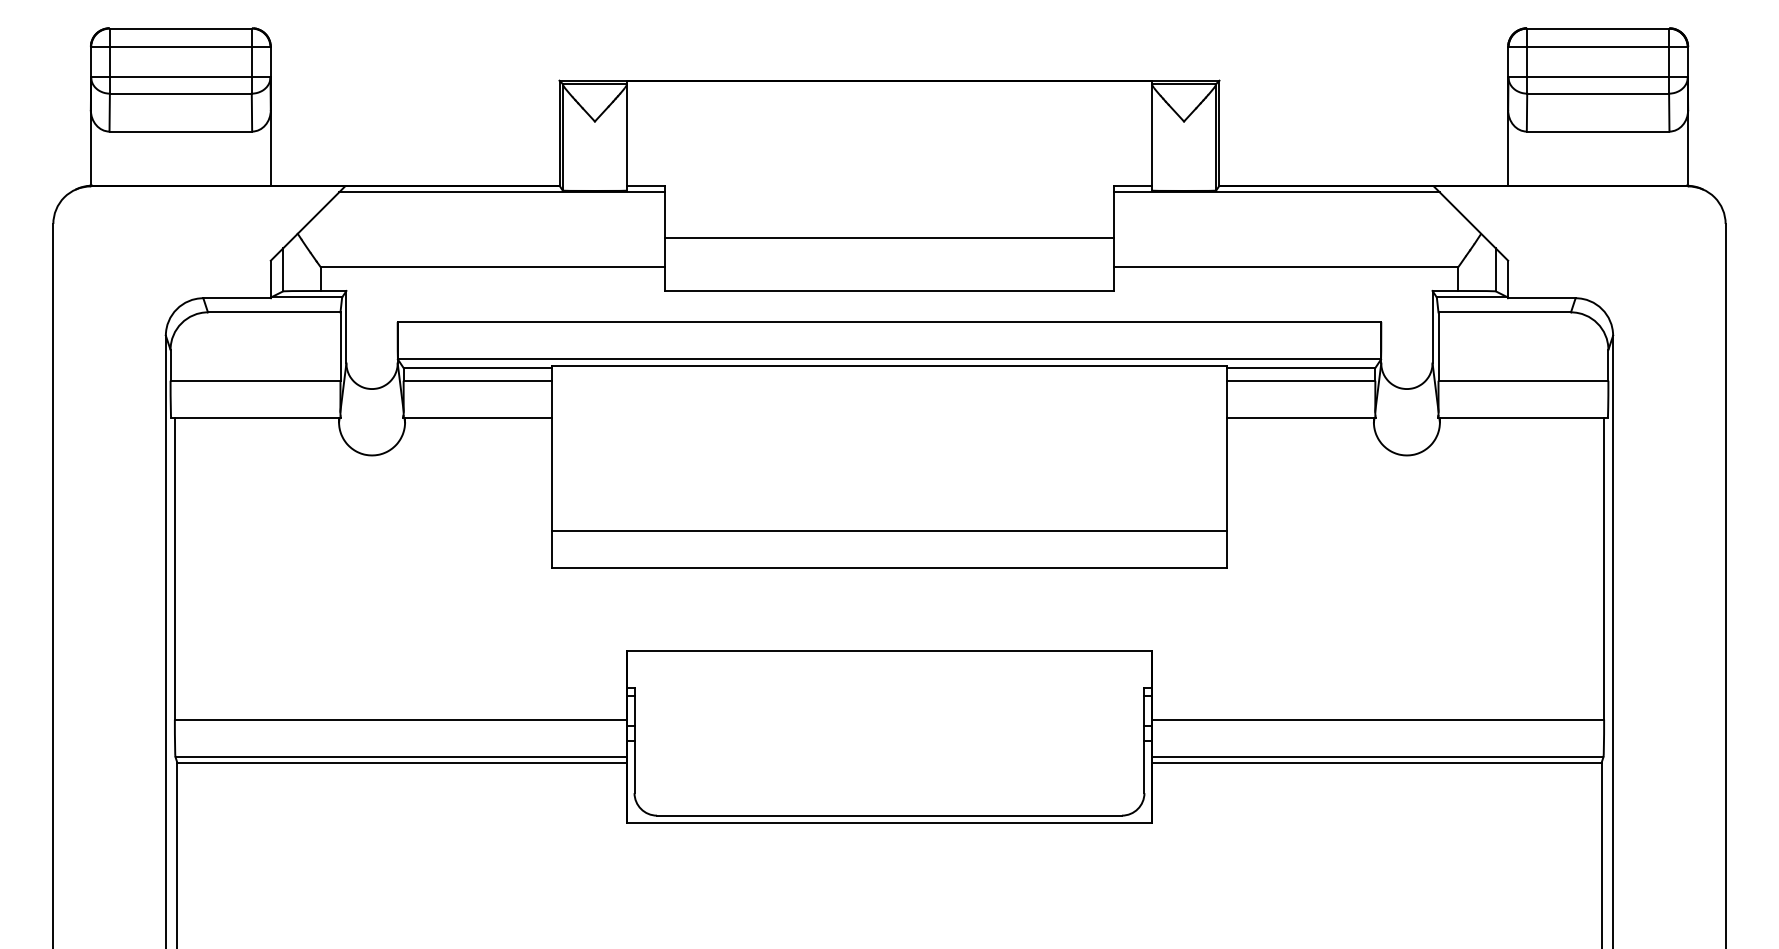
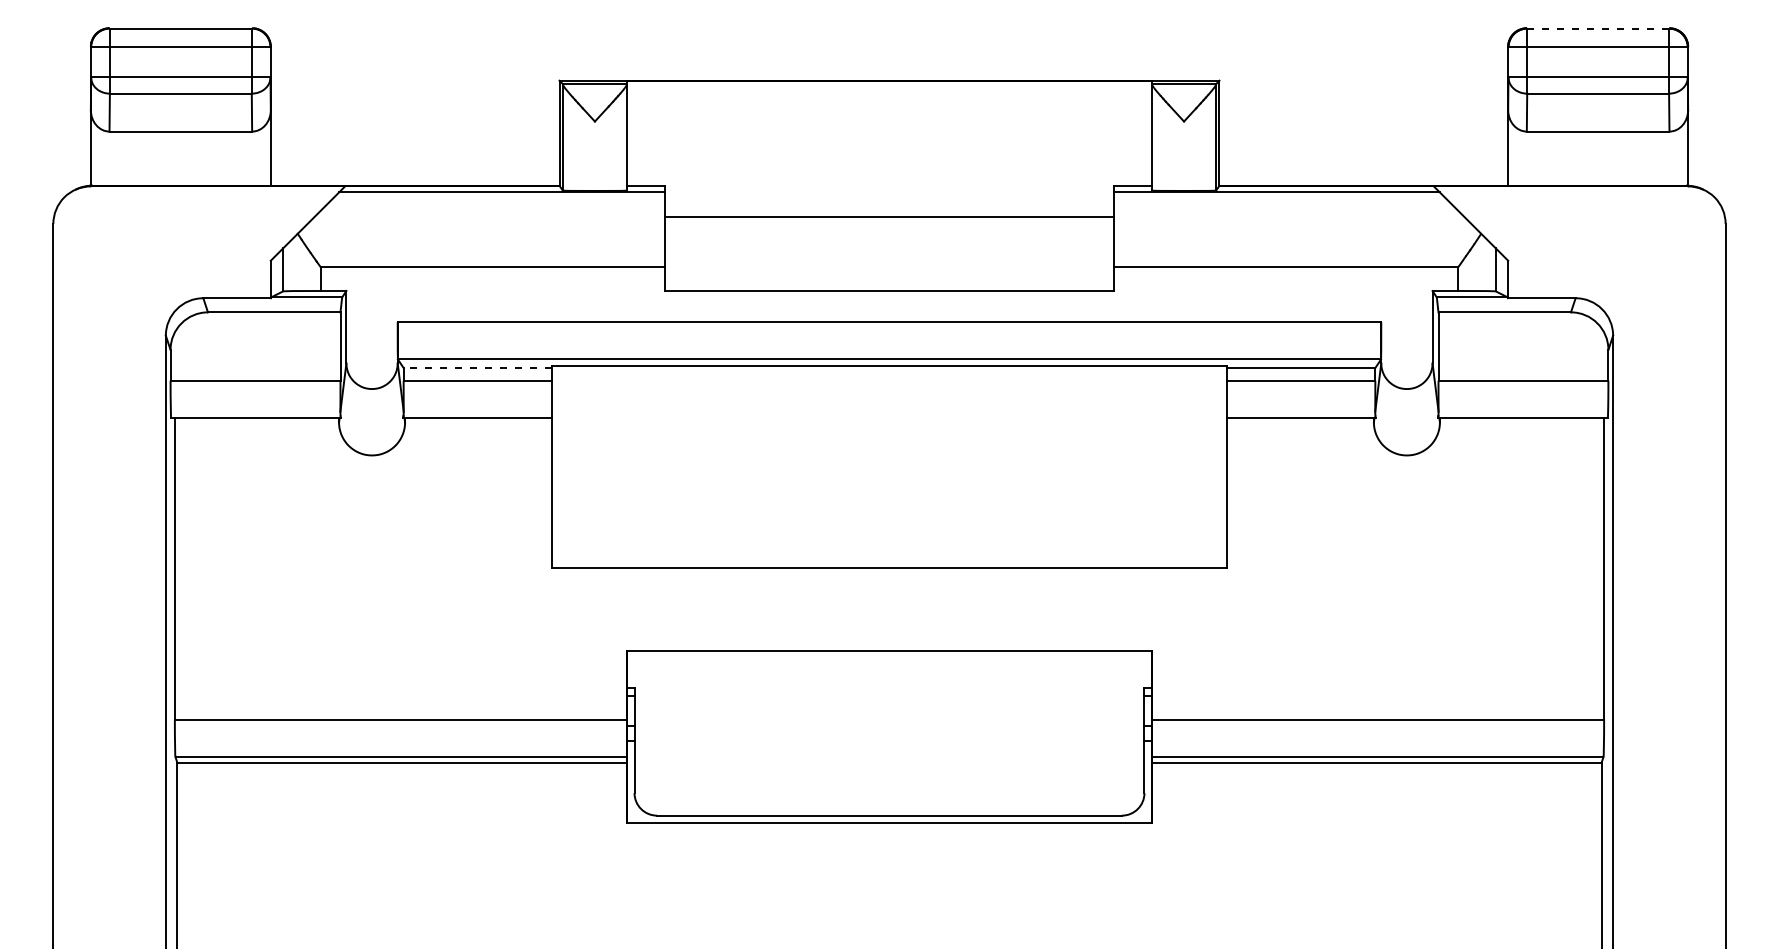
line: solid -> dashed (1598, 28)
line position: (889, 238) -> (889, 217) (889, 217)
line: solid -> dashed (477, 368)
line: present -> none (889, 530)
